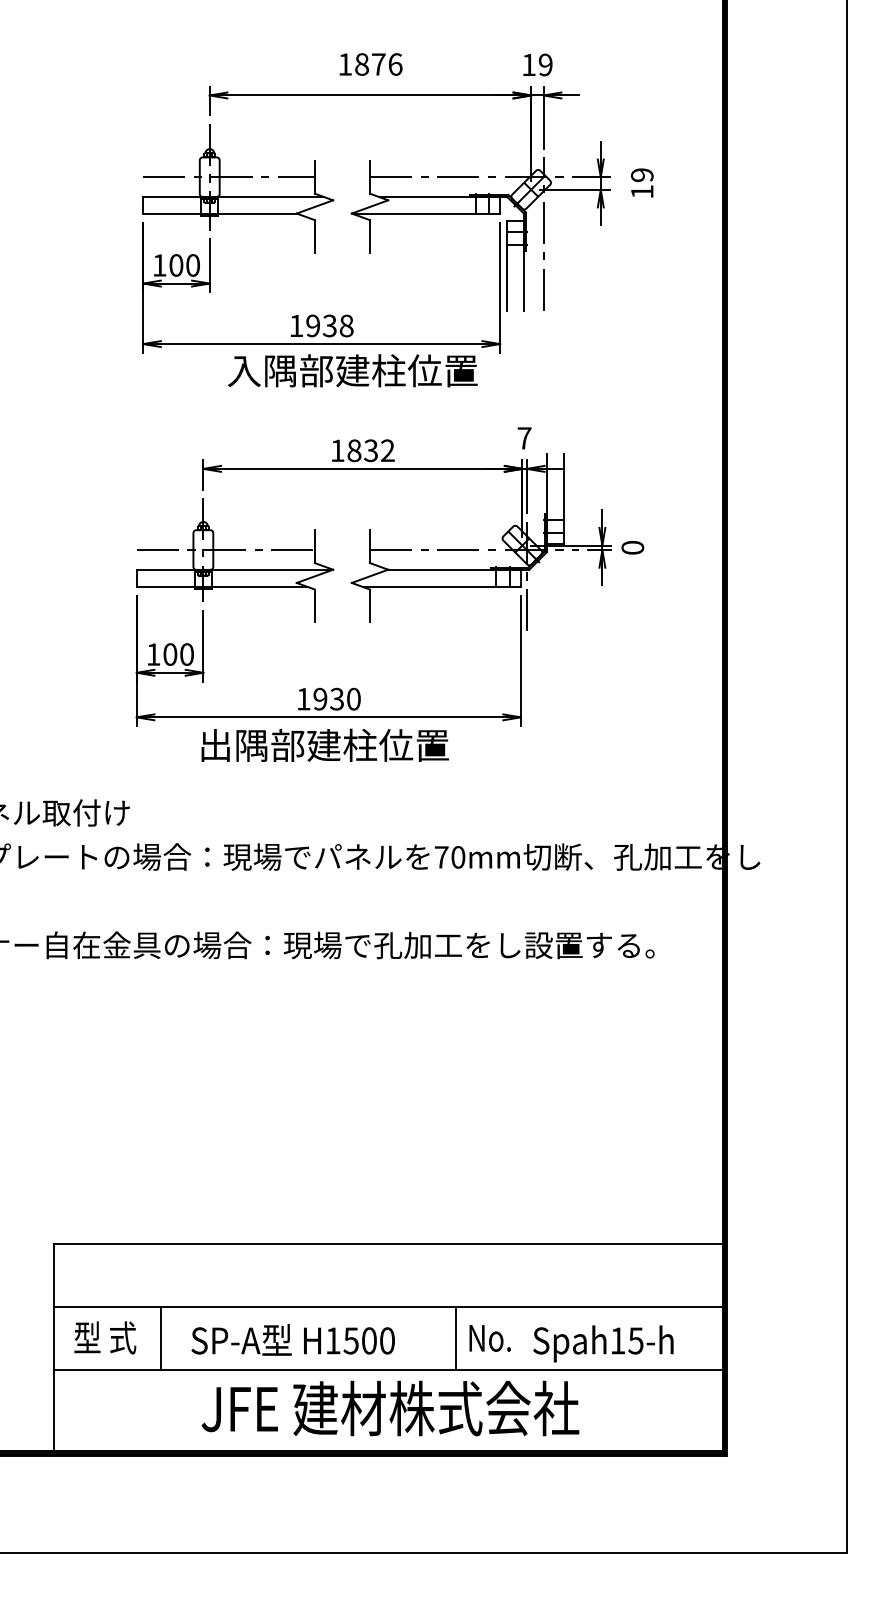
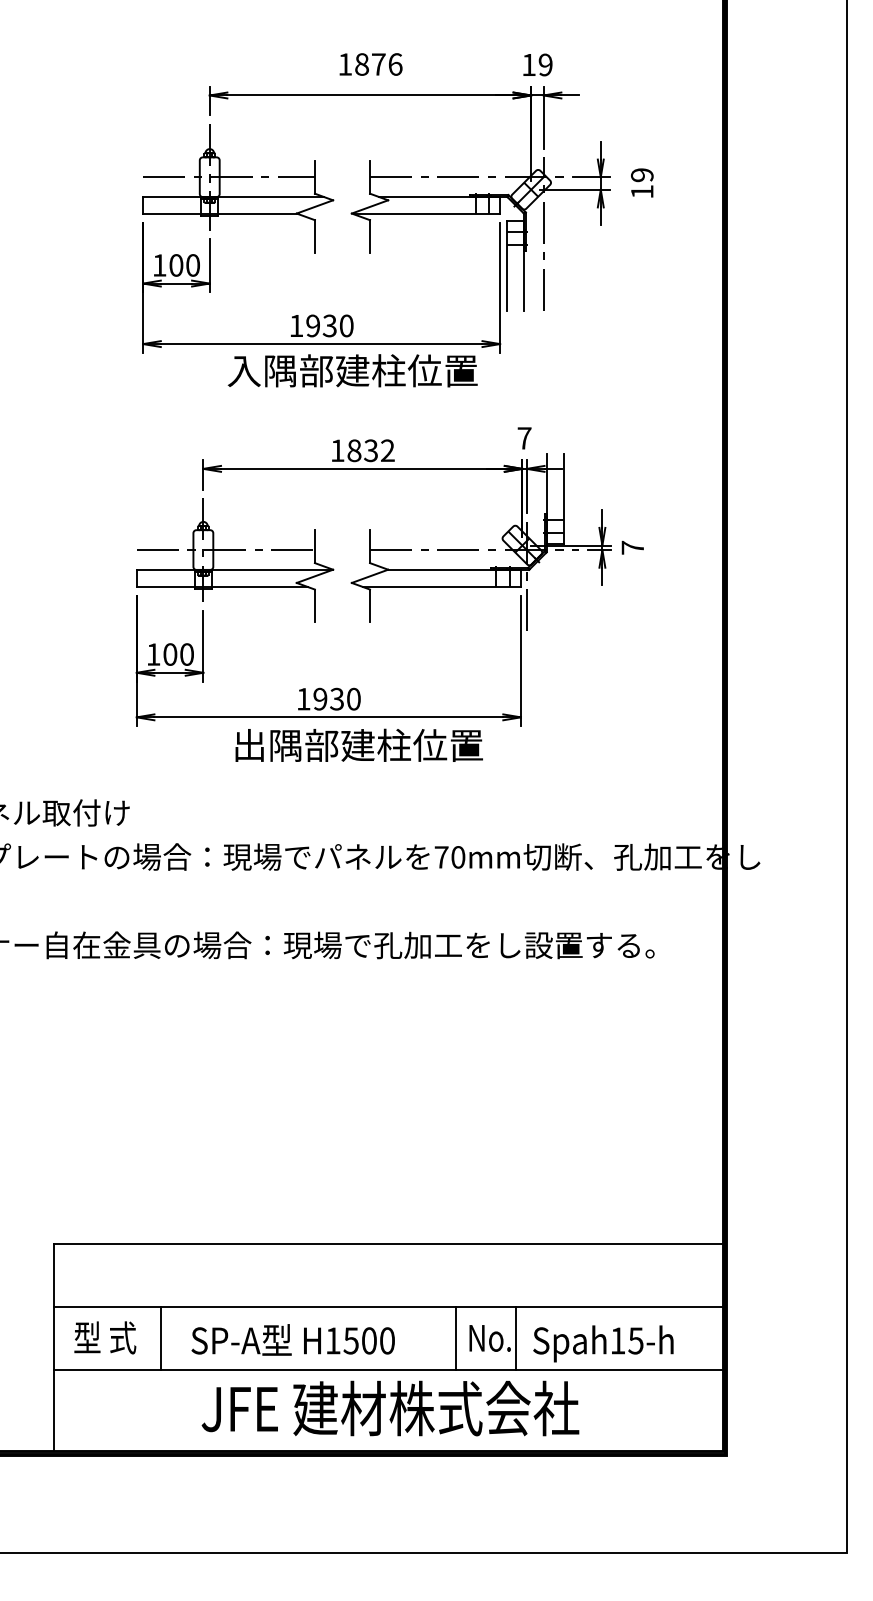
text: 1938 -> 1930 (346, 326)
text: 0 -> 7 (632, 547)
text position: (324, 744) -> (358, 744) (358, 744)
line: none -> present (515, 1338)
